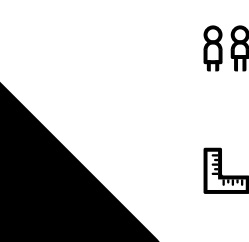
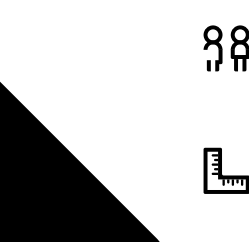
fill: present -> none (211, 56)
